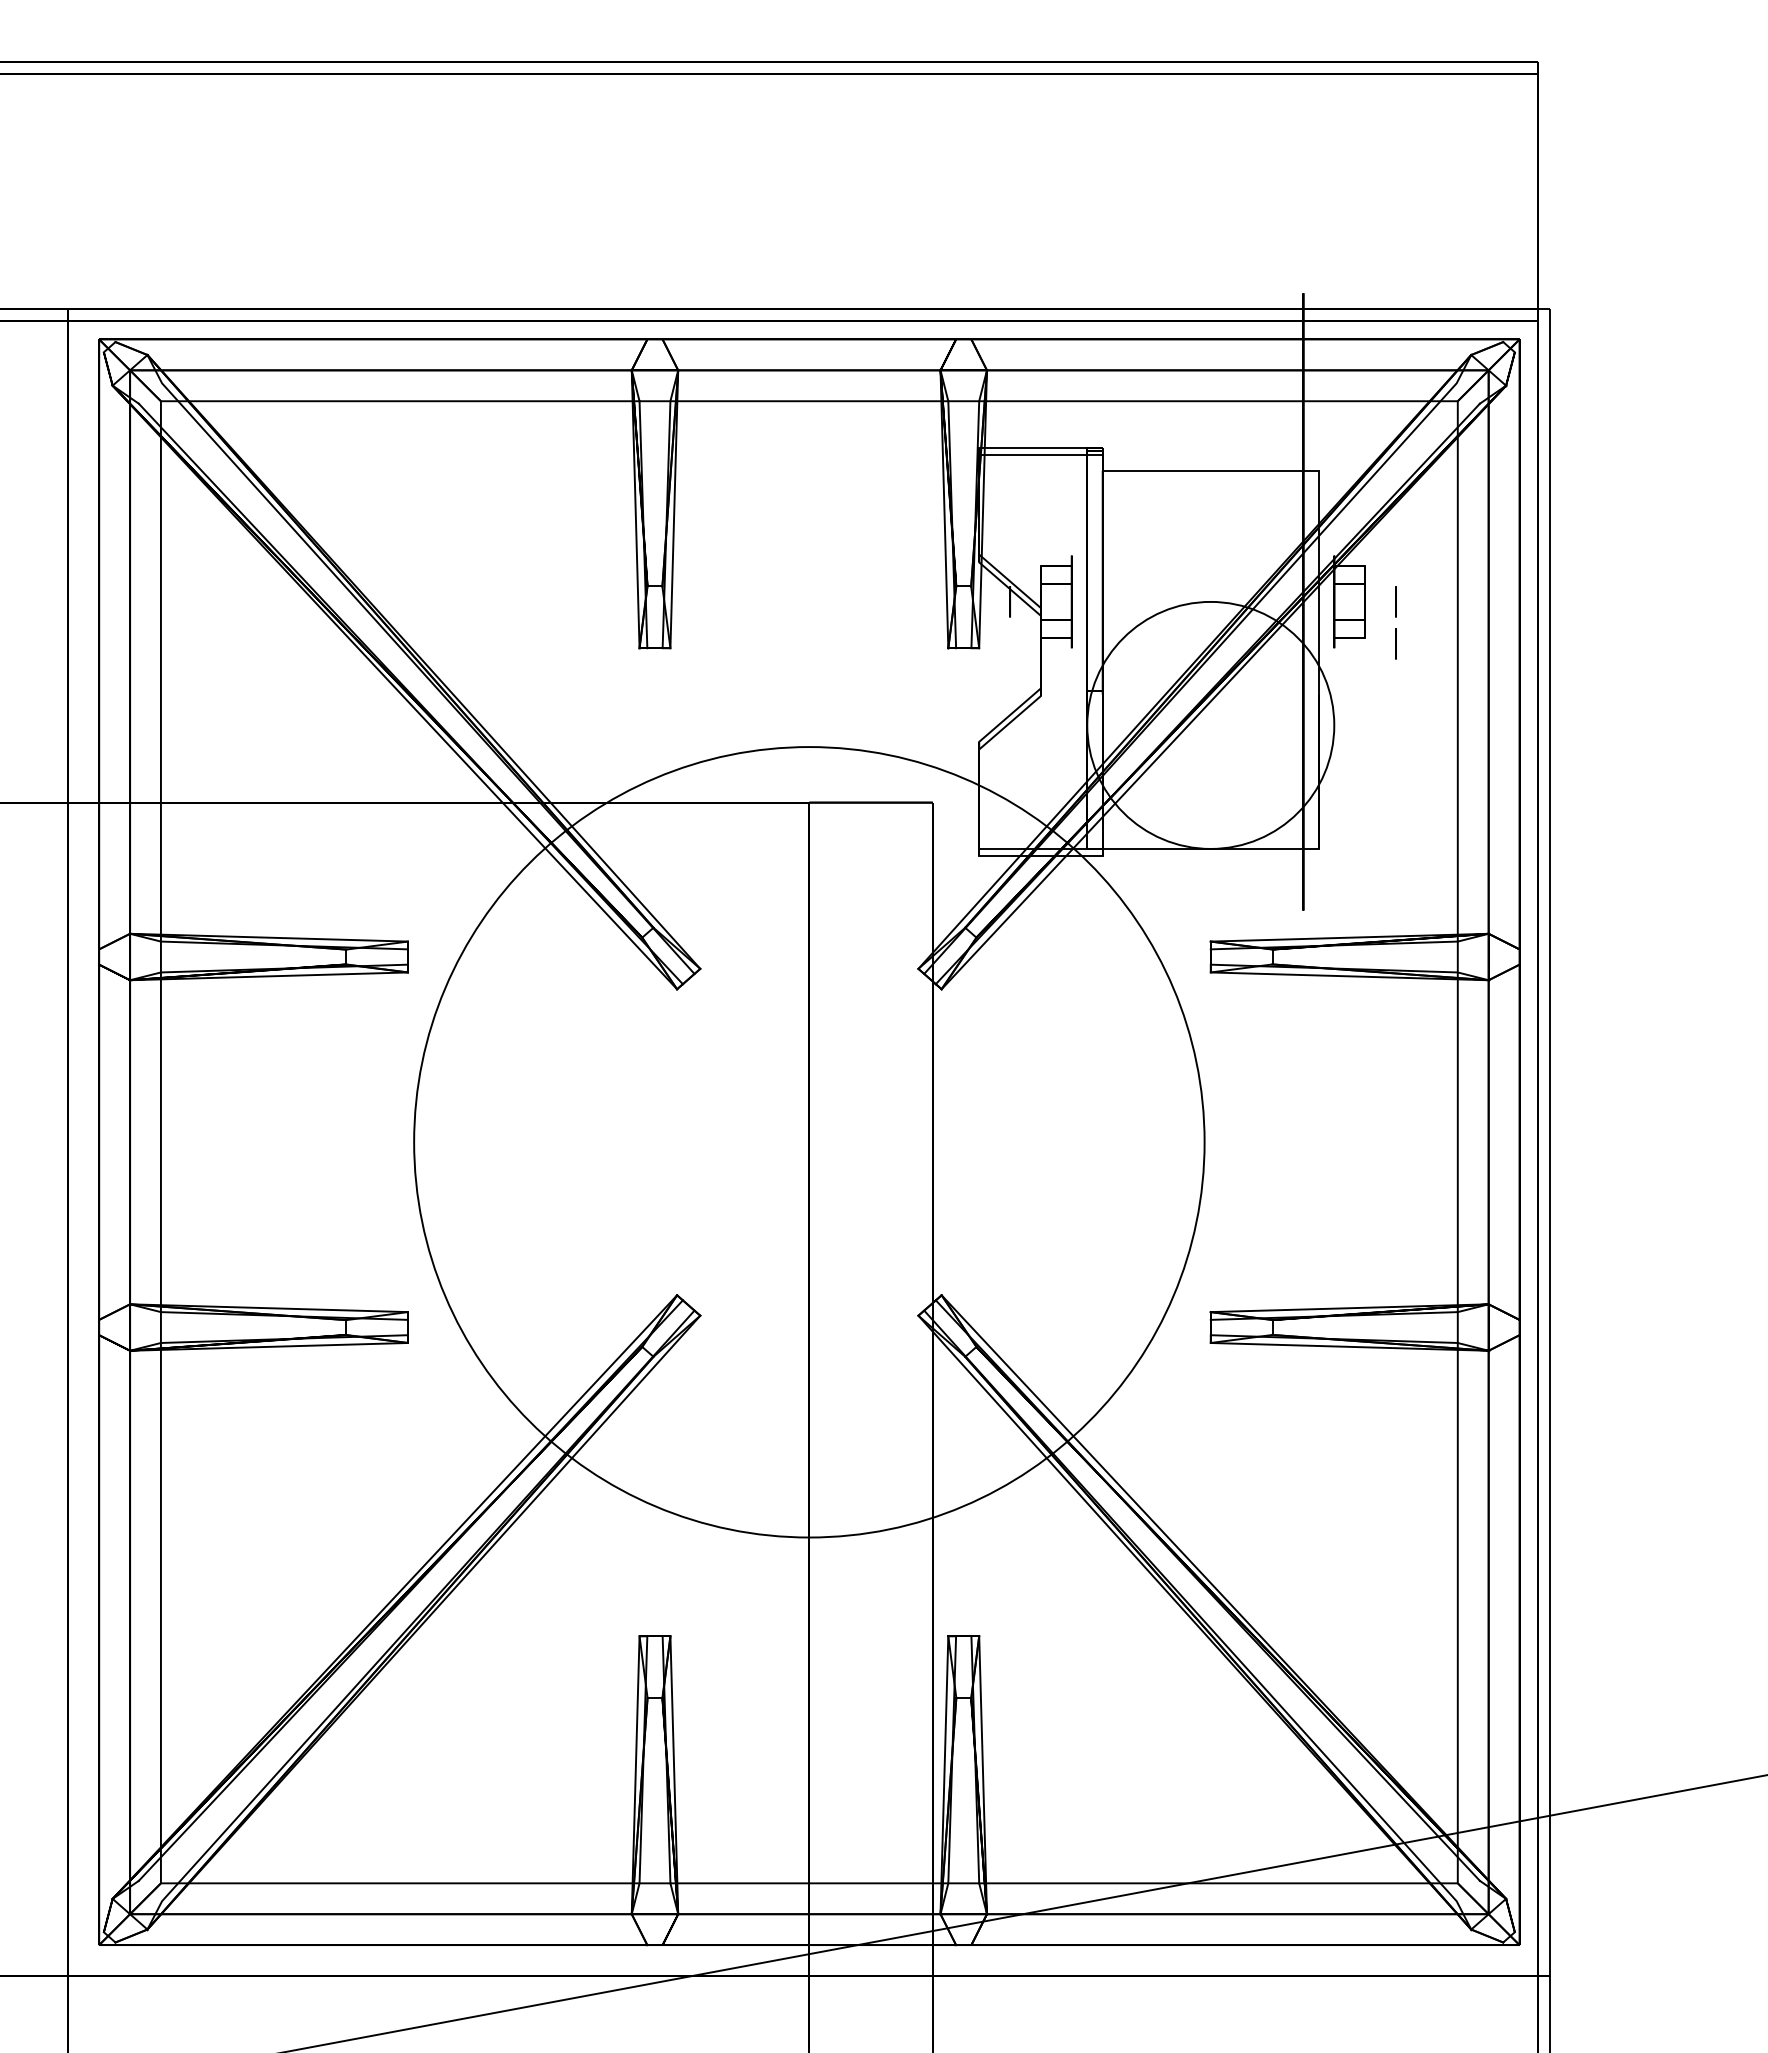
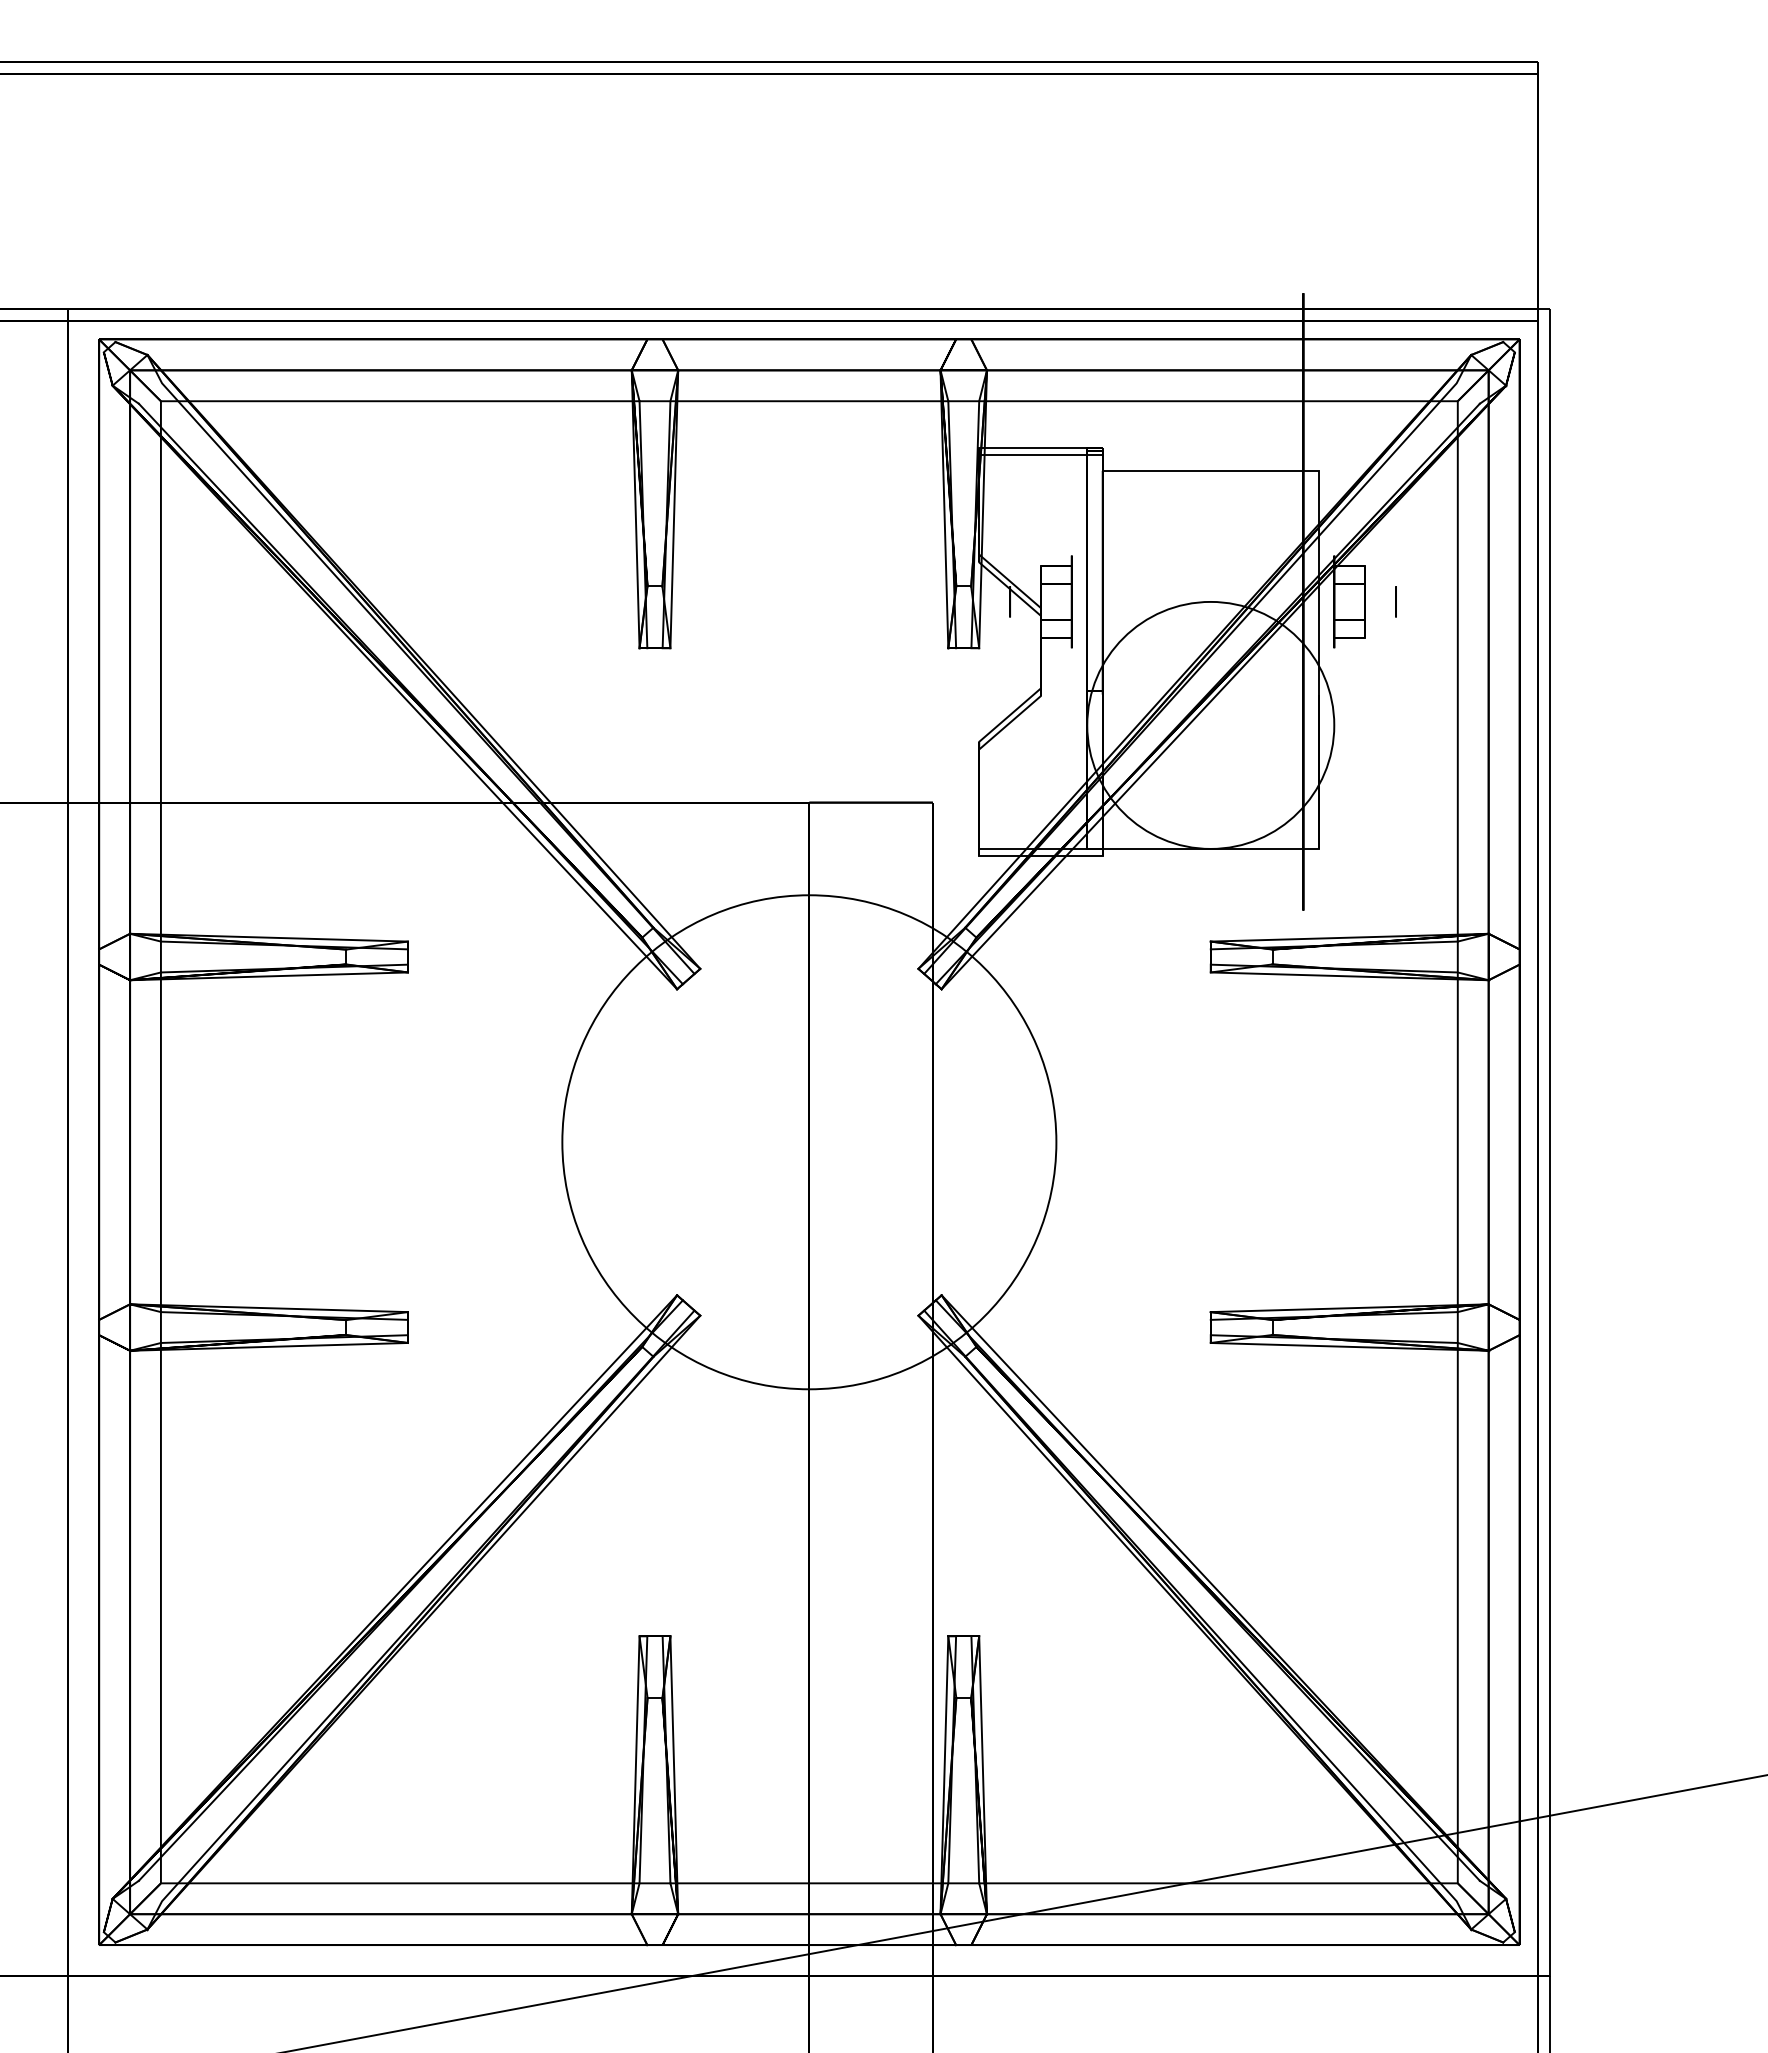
circle: present -> none (1395, 643)
circle diameter: 790 px -> 494 px (809, 1142)
